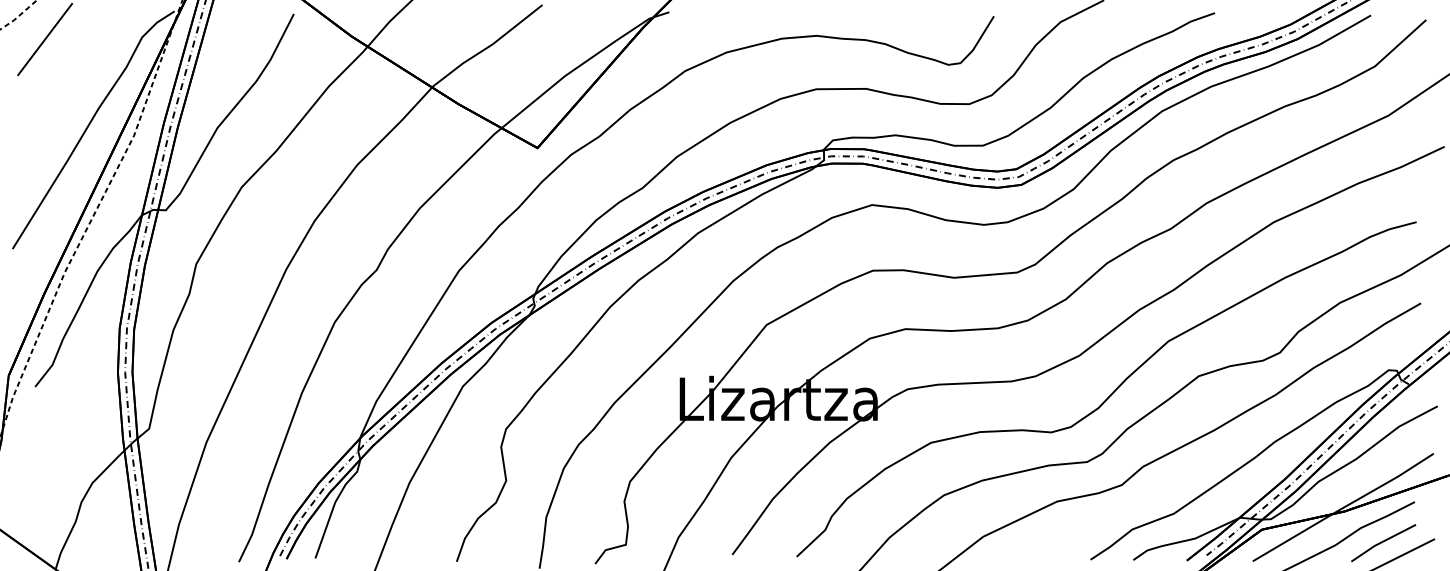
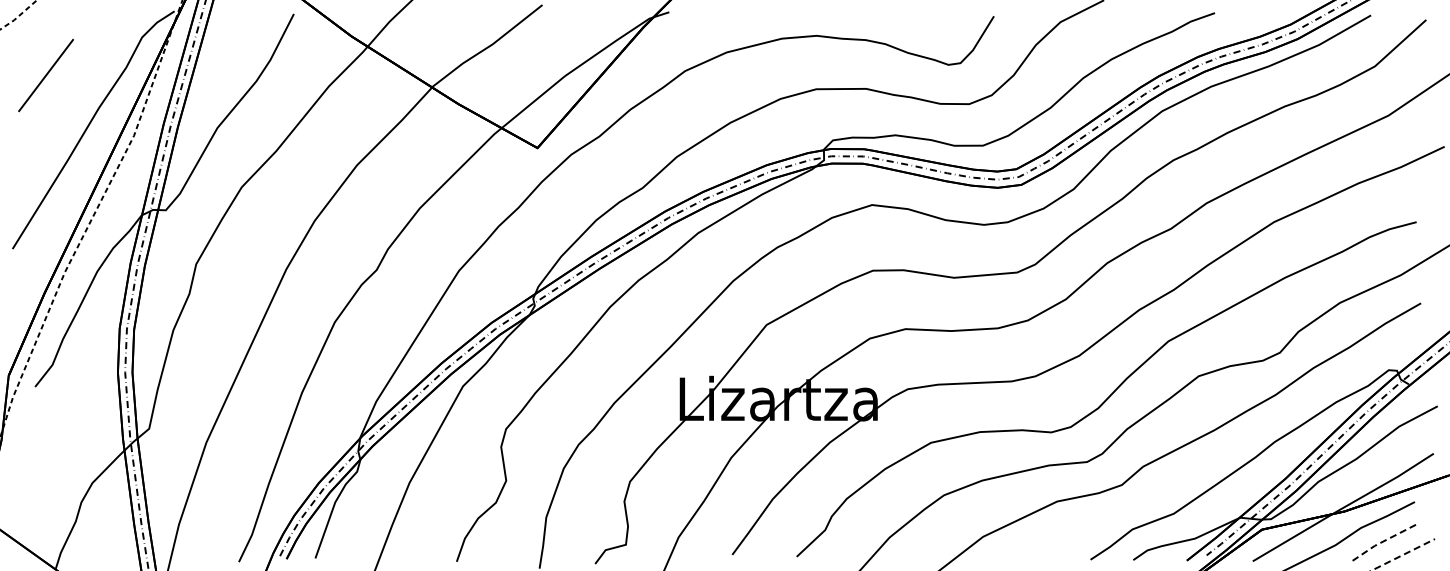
line position: (45, 39) -> (46, 75) (46, 75)
line: solid -> dashed (1381, 542)
line: solid -> dashed (1402, 555)
